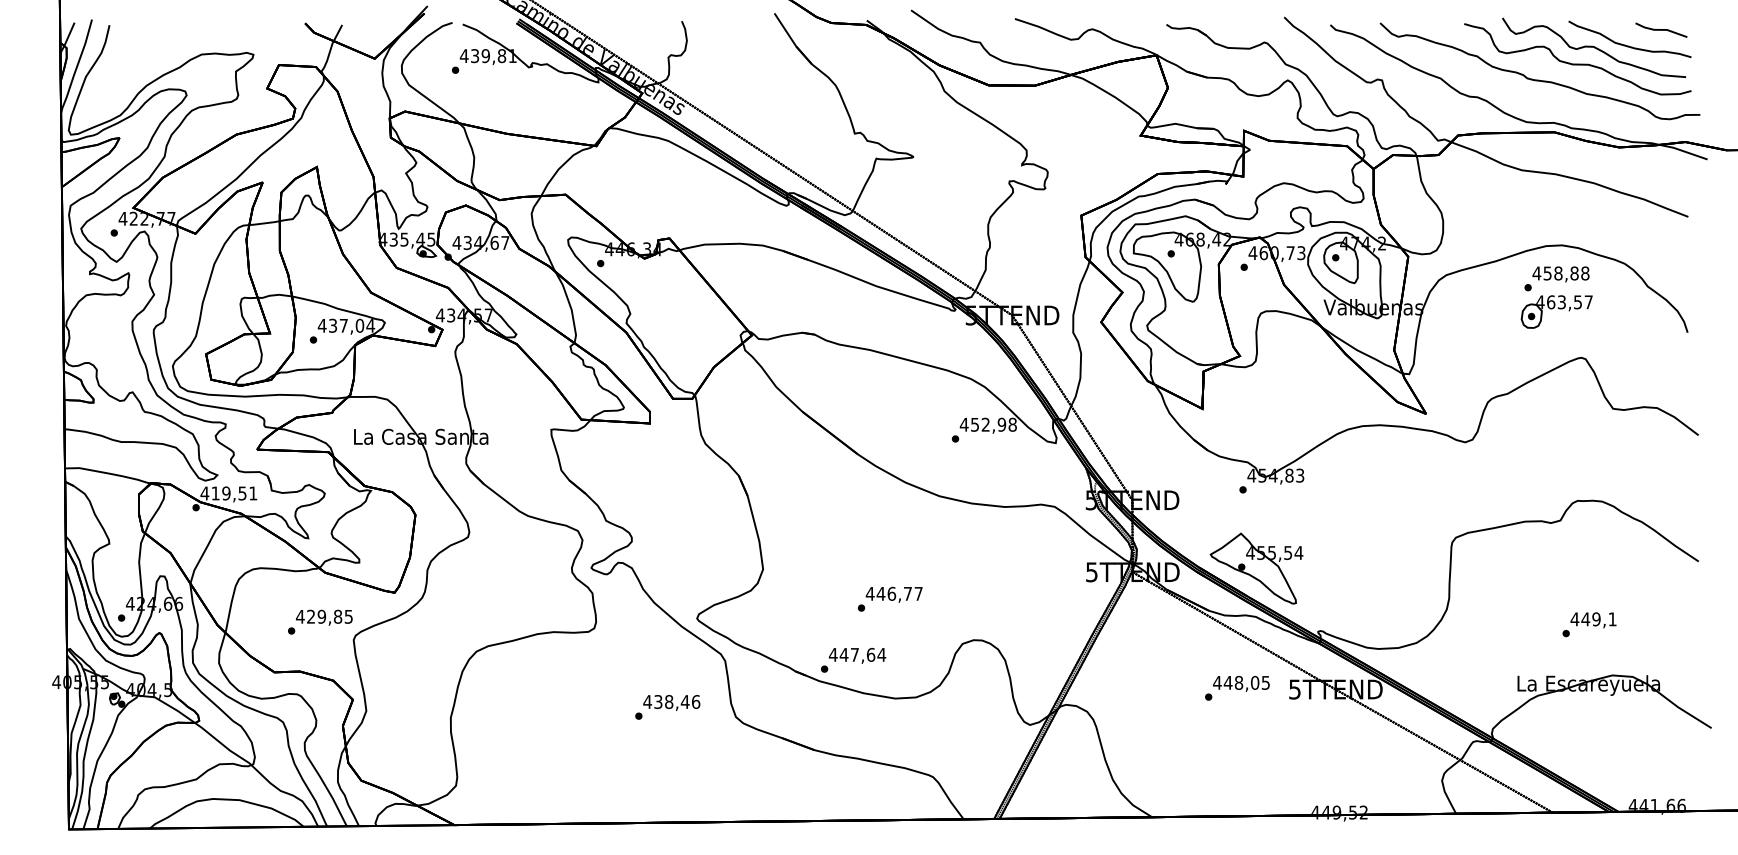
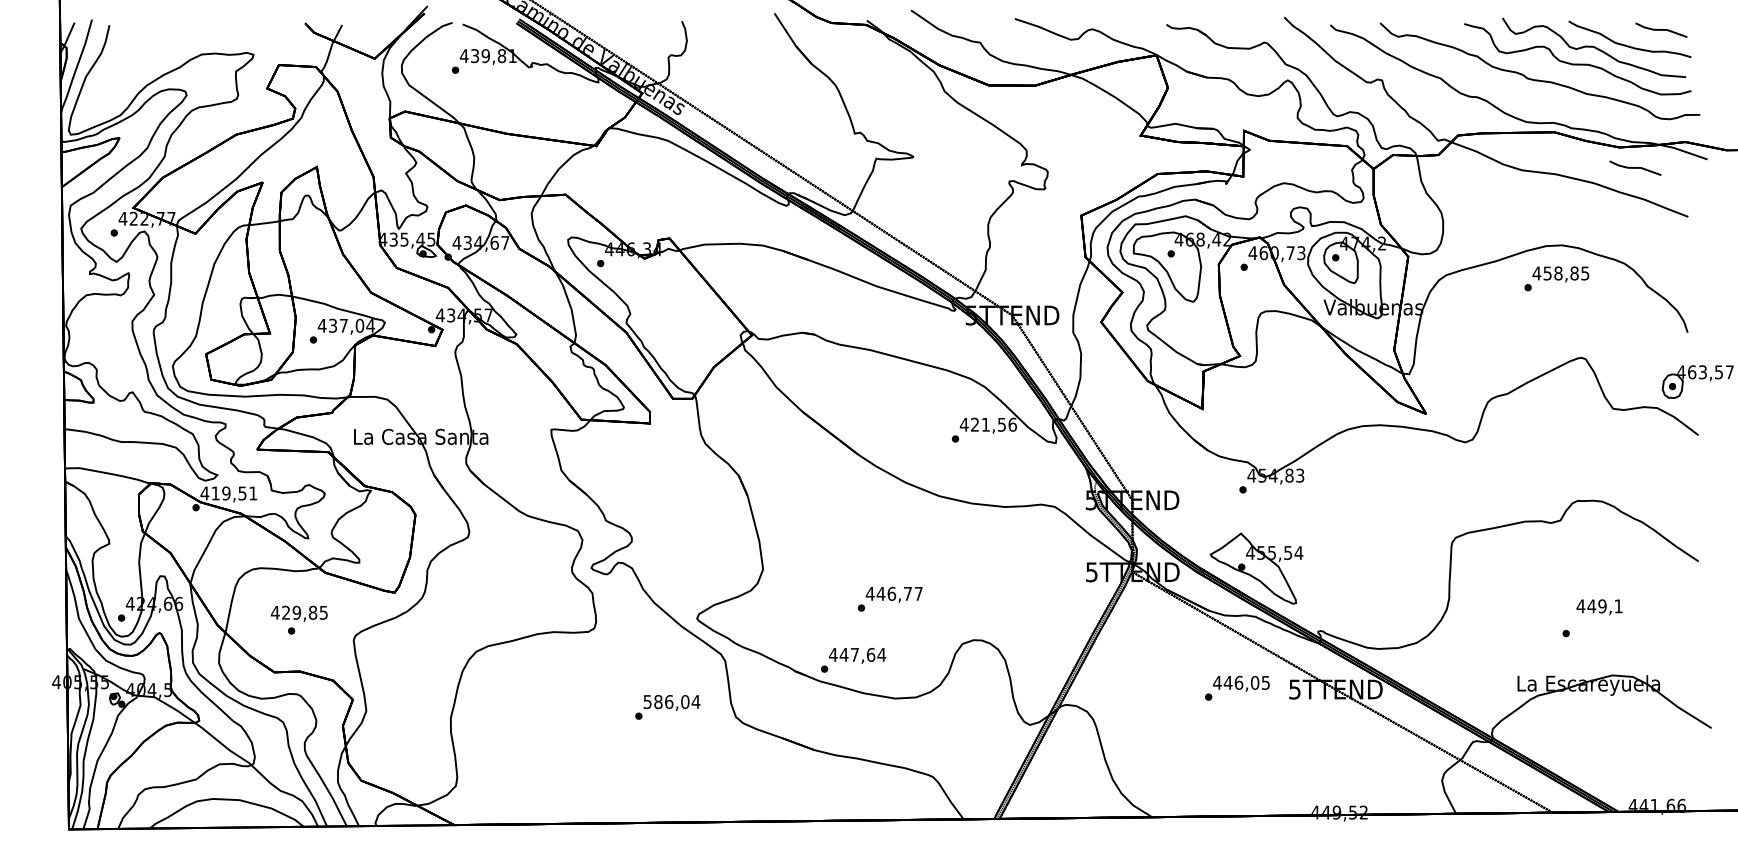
line: none -> present (1635, 167)
text: 458,88 -> 458,85 (1585, 273)
part position: (1556, 311) -> (1697, 381) (1697, 381)
text: 452,98 -> 421,56 (993, 424)
text position: (324, 617) -> (299, 613) (299, 613)
text position: (1593, 620) -> (1599, 607) (1599, 607)
text: 448,05 -> 446,05 (1238, 682)
text: 438,46 -> 586,04 (671, 702)
